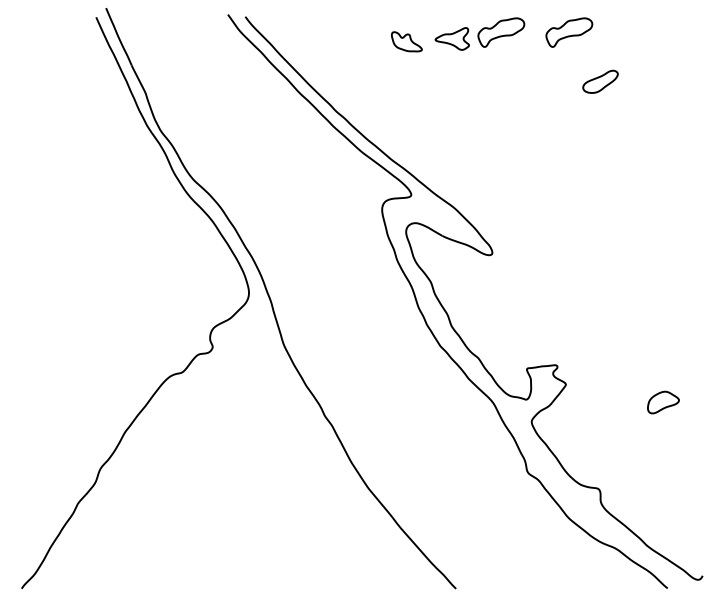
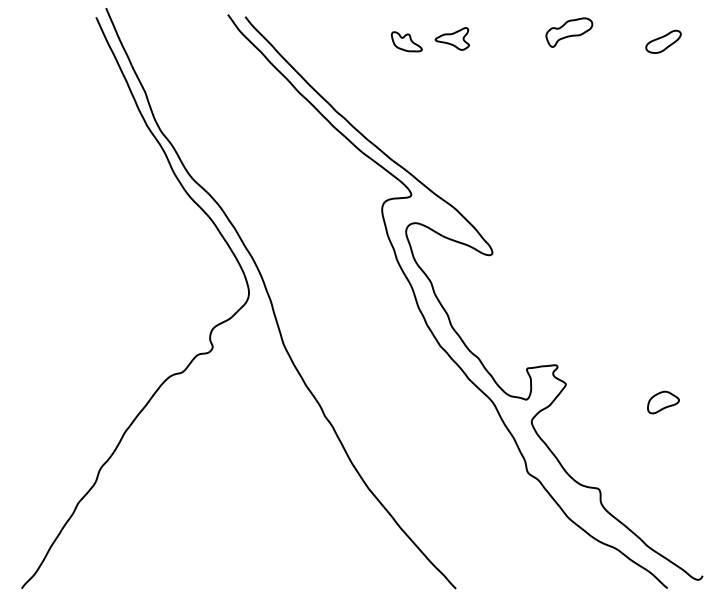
part: present -> none (501, 32)
part position: (600, 81) -> (663, 41) (663, 41)
